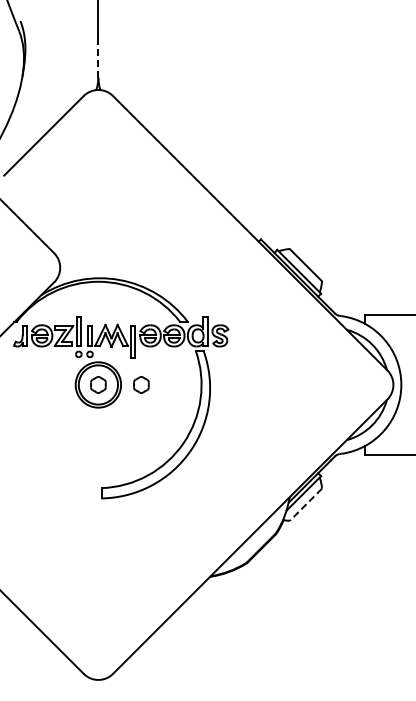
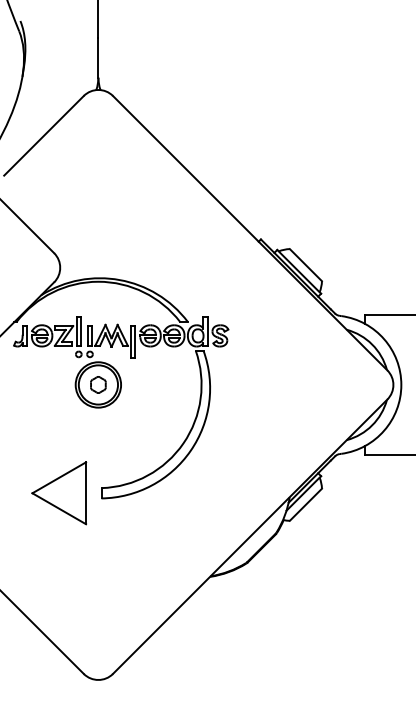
line: dashed -> solid (98, 57)
part: present -> none (141, 384)
part: none -> present (59, 493)
line: dashed -> solid (305, 504)
